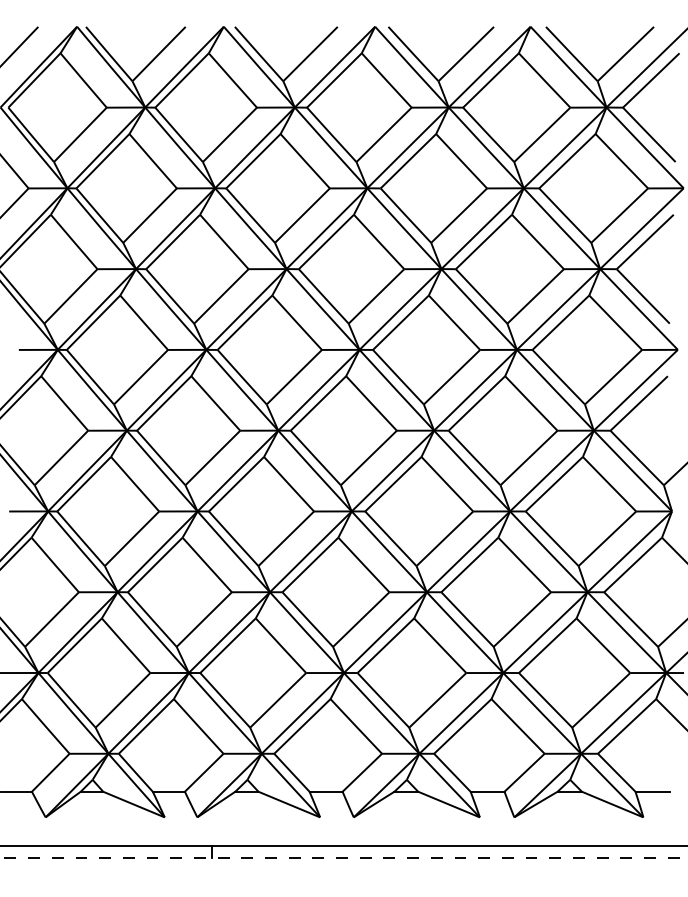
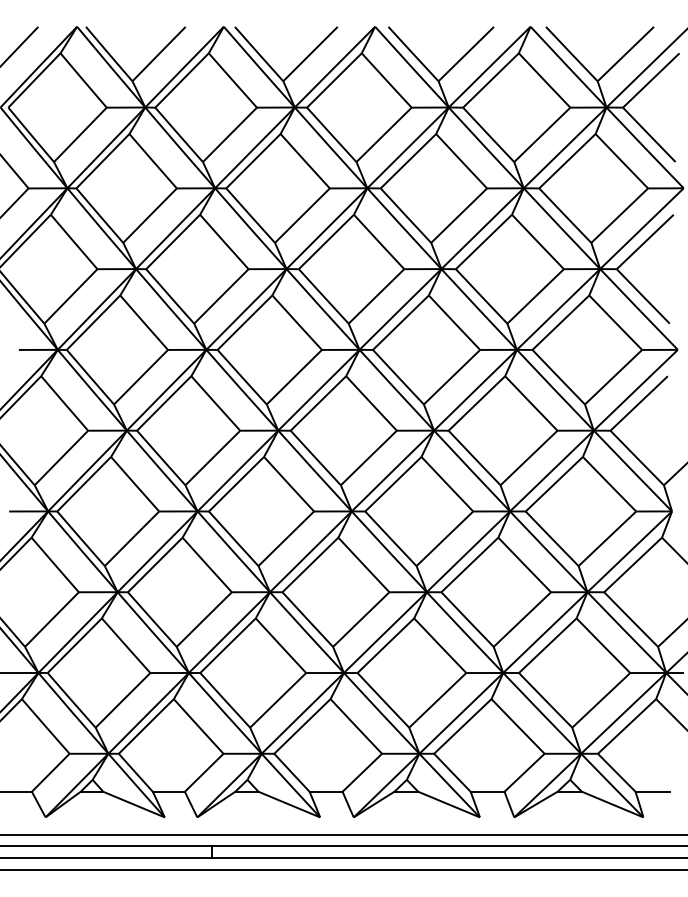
line: none -> present (343, 834)
line: dashed -> solid (344, 858)
line: none -> present (343, 870)
